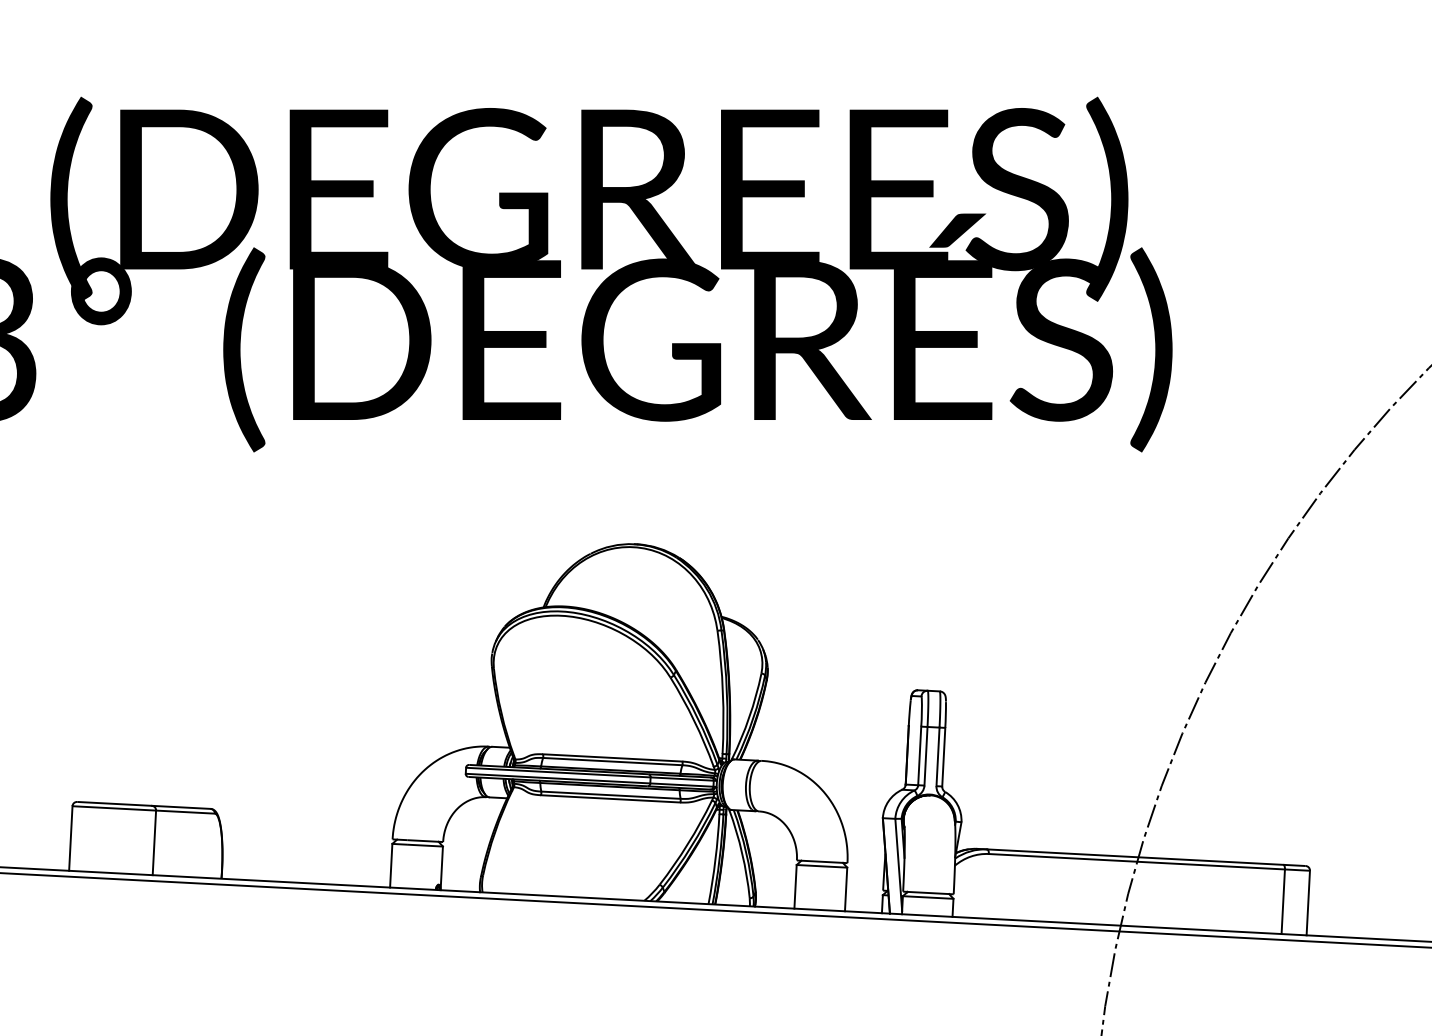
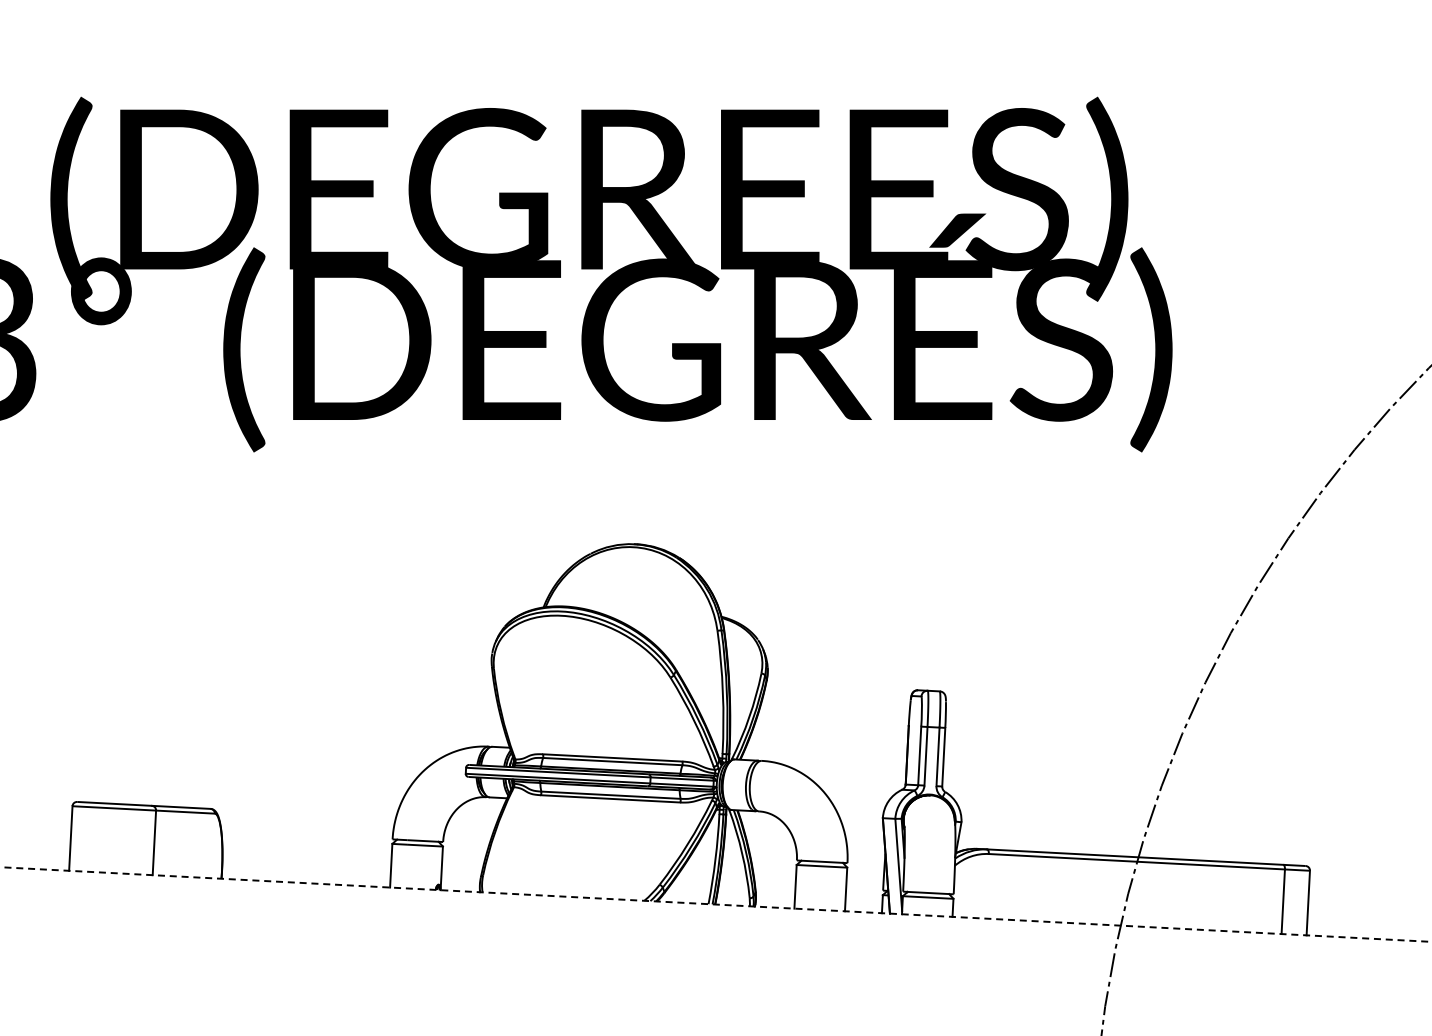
line: solid -> dashed (716, 904)
line: present -> none (715, 910)
